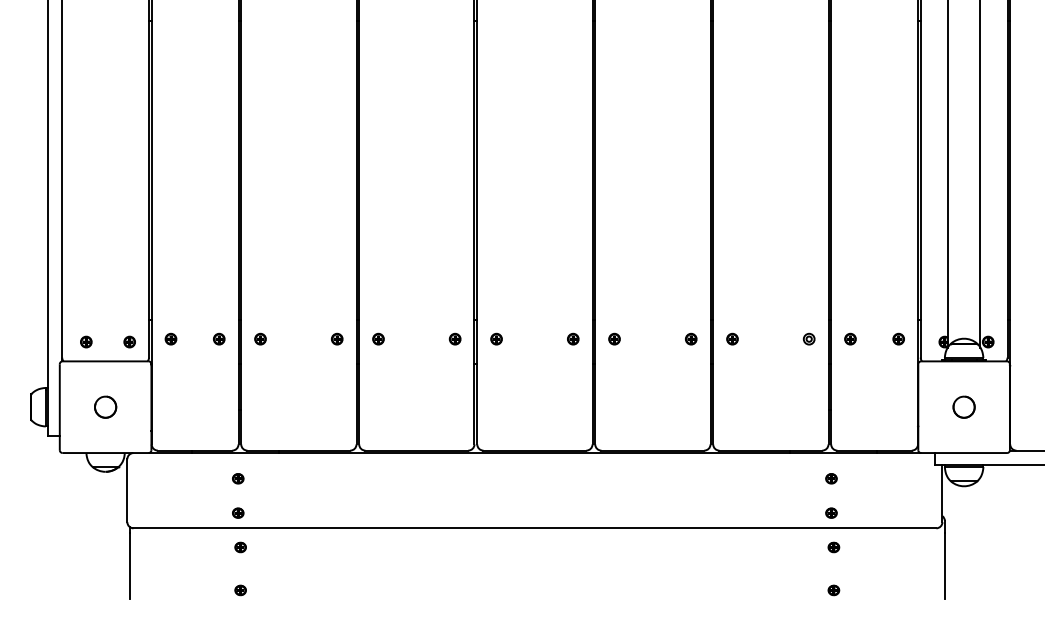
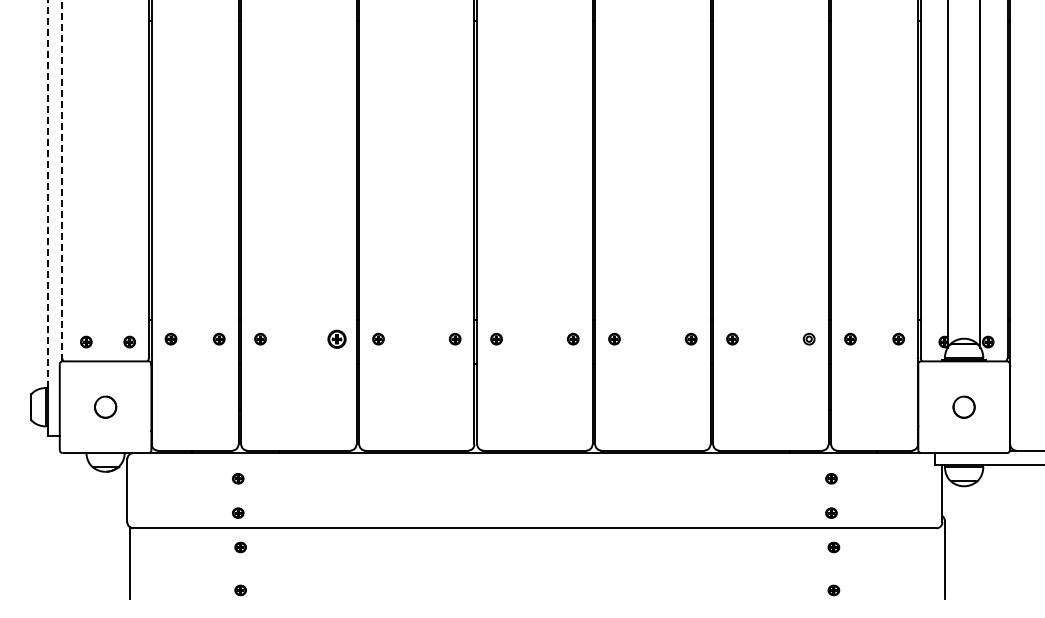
line: solid -> dashed (62, 180)
line: solid -> dashed (47, 193)
part size: 13x14 px -> 20x20 px (336, 338)
